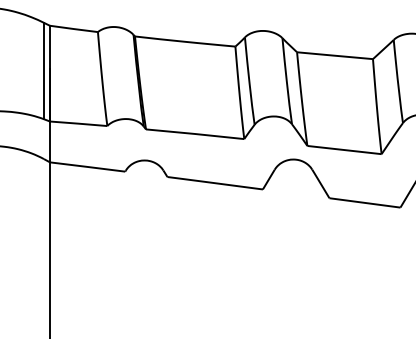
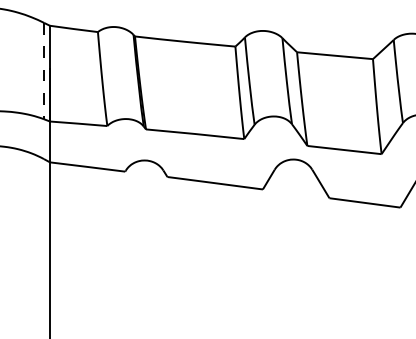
line: solid -> dashed (44, 71)
